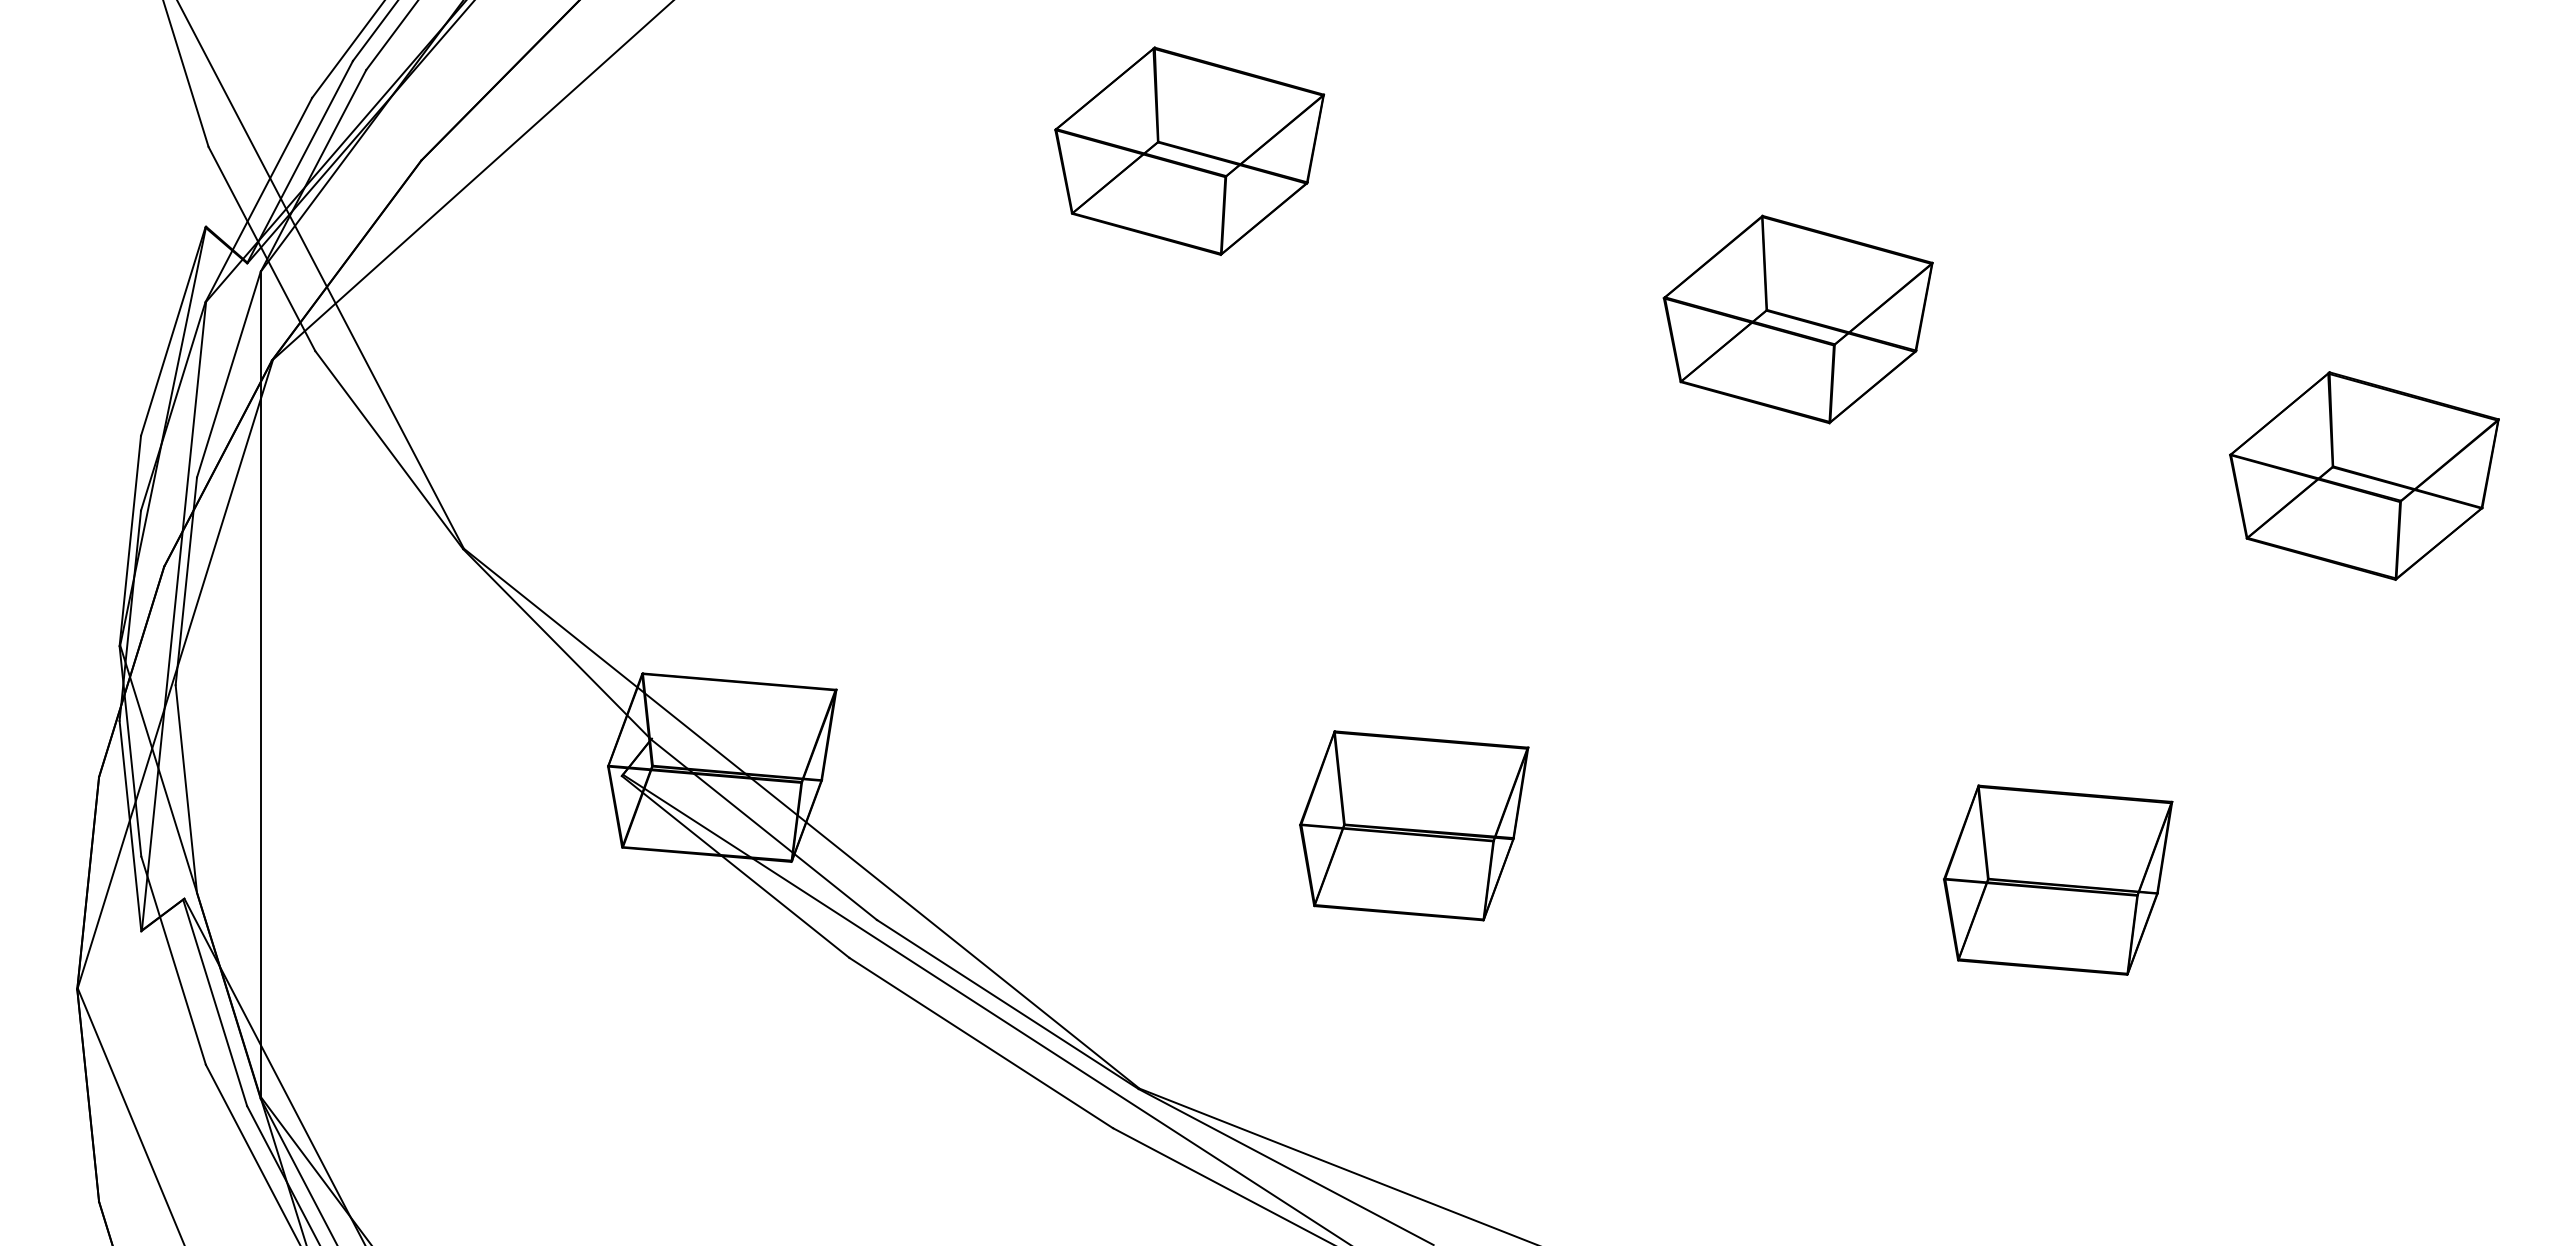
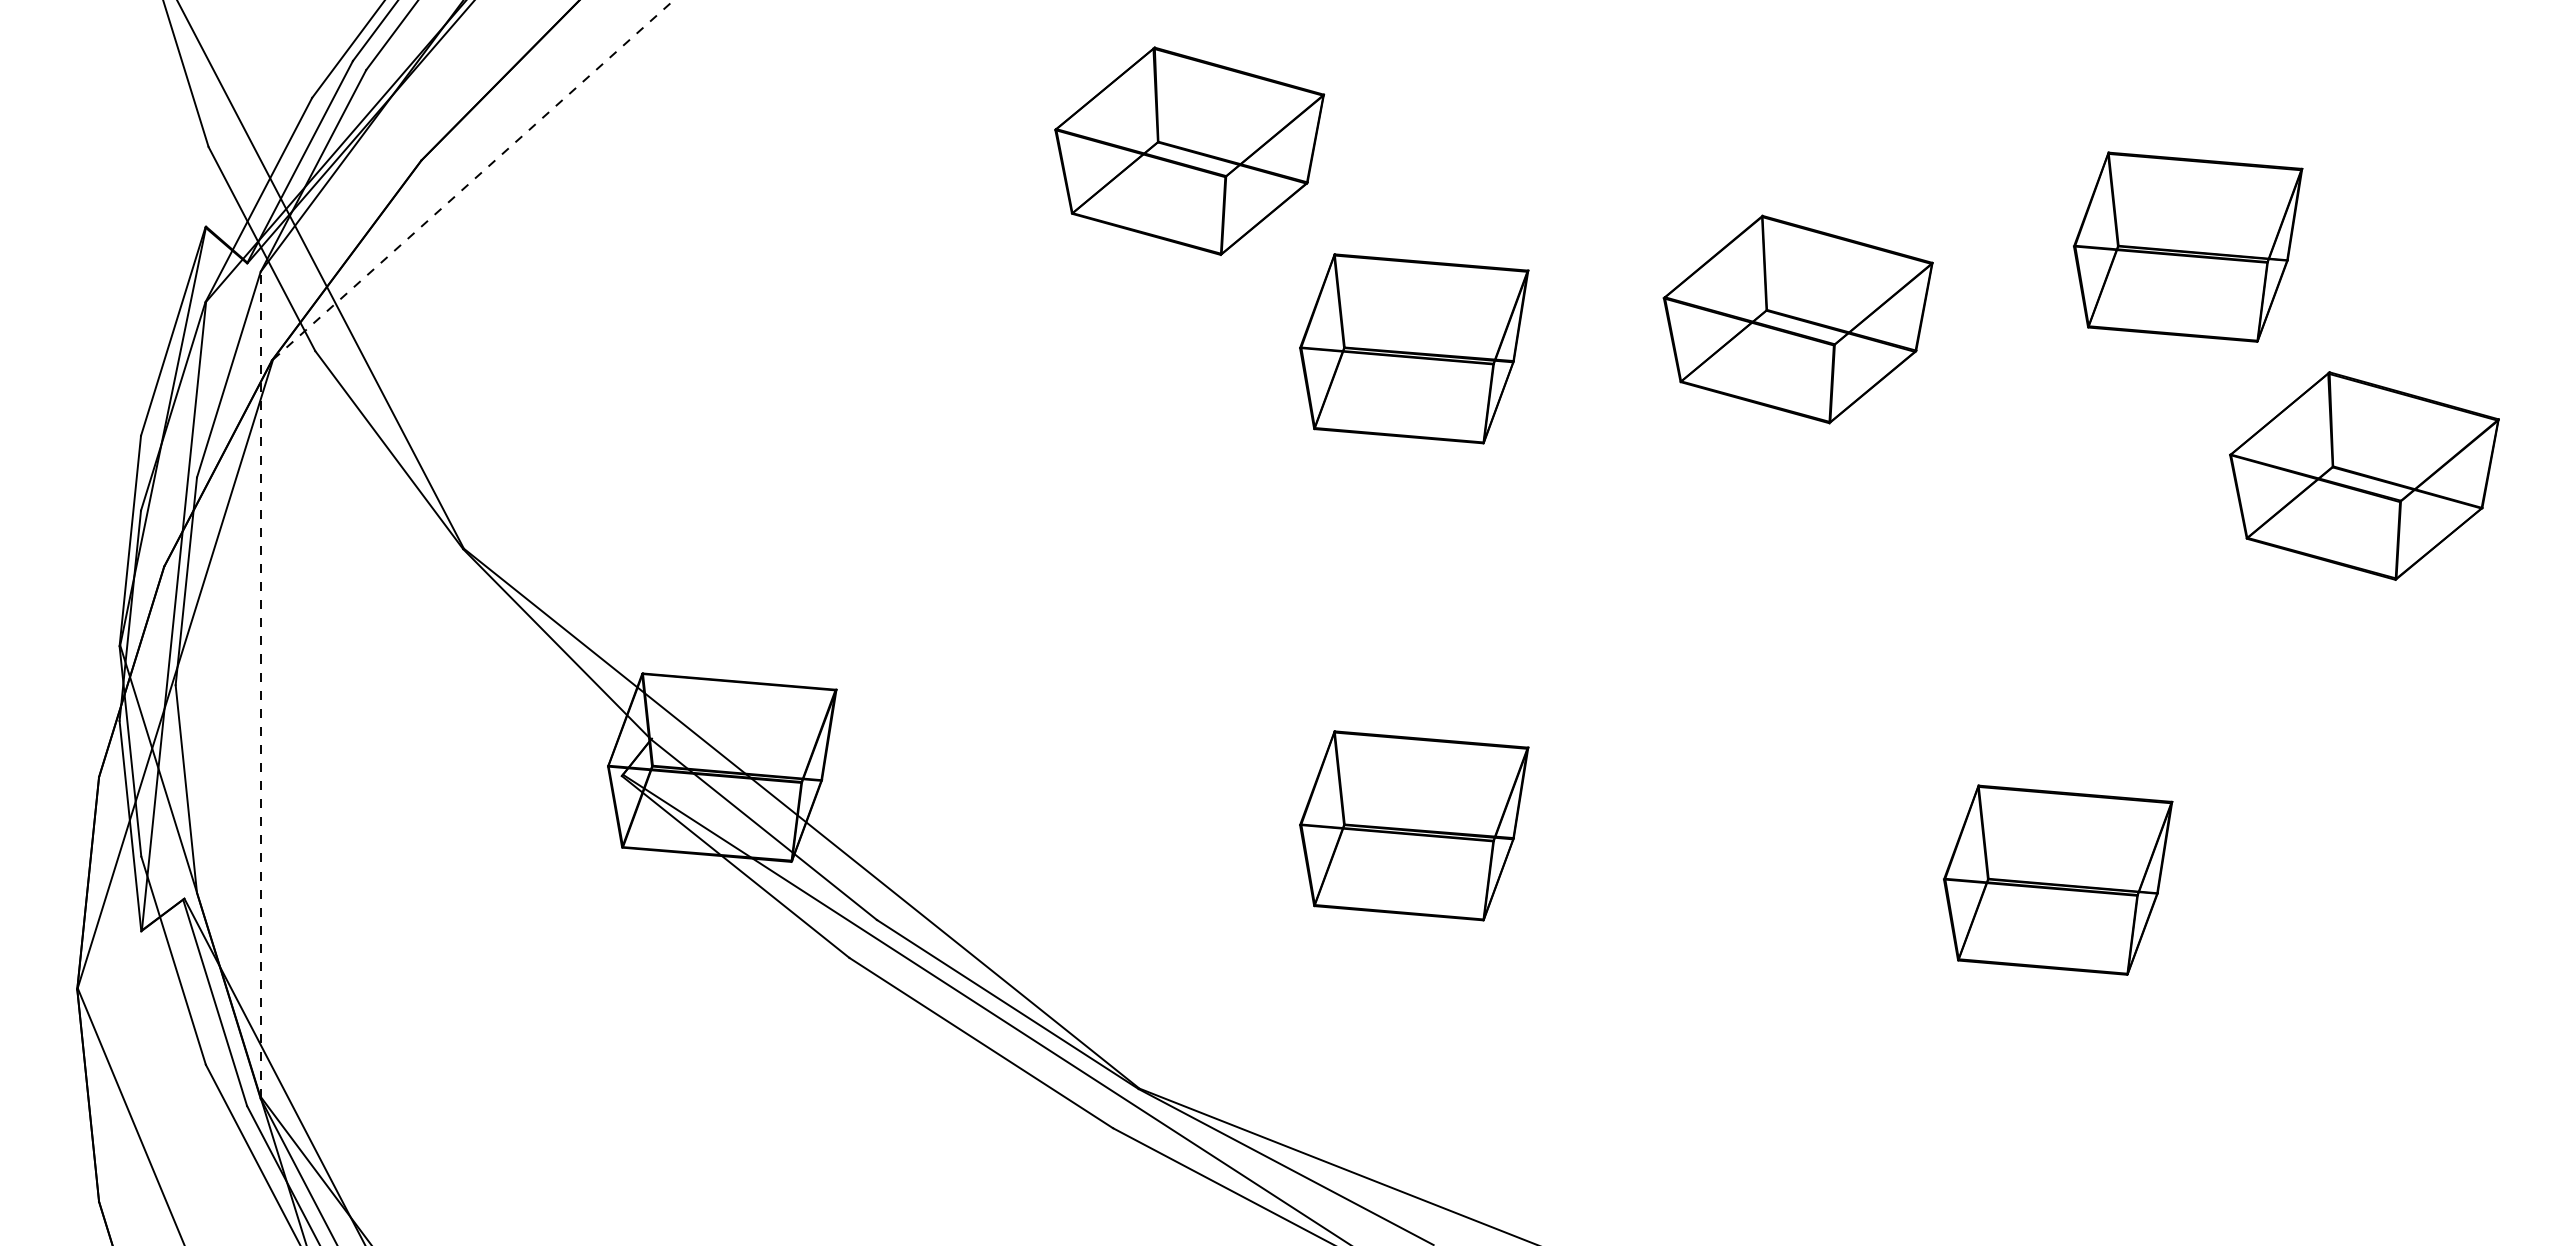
line: solid -> dashed (473, 179)
part: none -> present (2188, 246)
part: none -> present (1414, 348)
line: solid -> dashed (261, 683)
